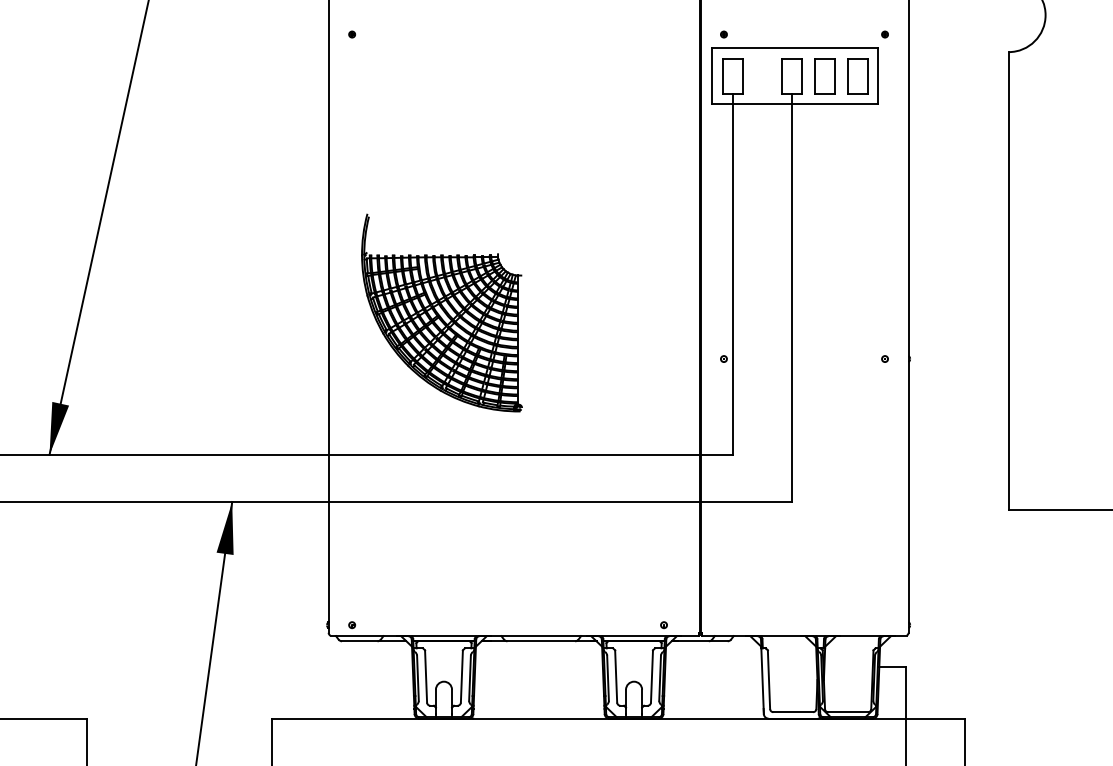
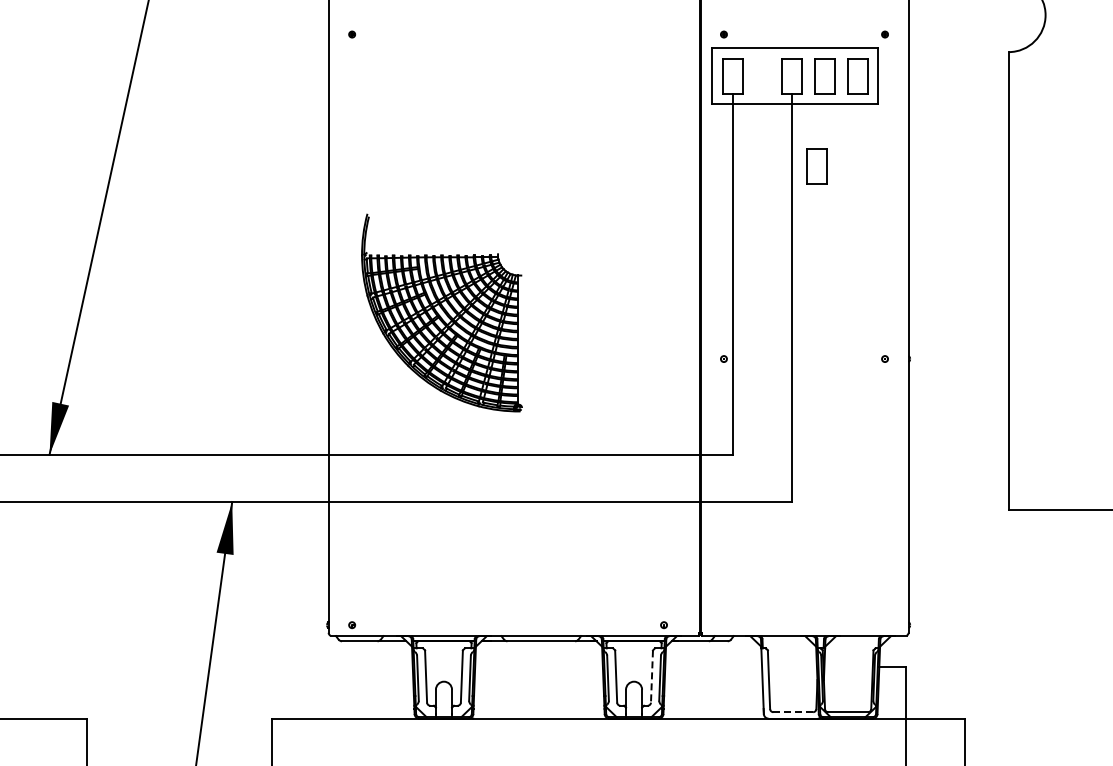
part: none -> present (816, 166)
line: solid -> dashed (651, 677)
line: solid -> dashed (793, 712)
